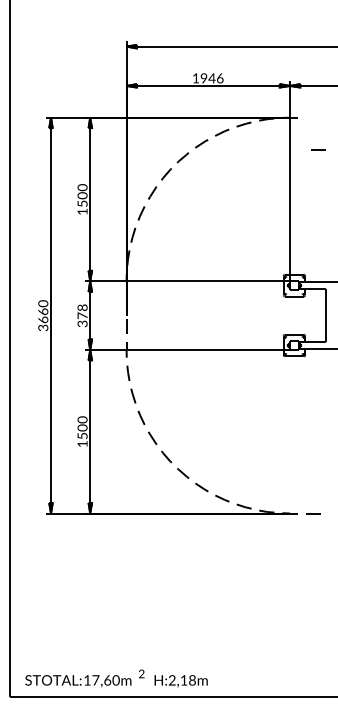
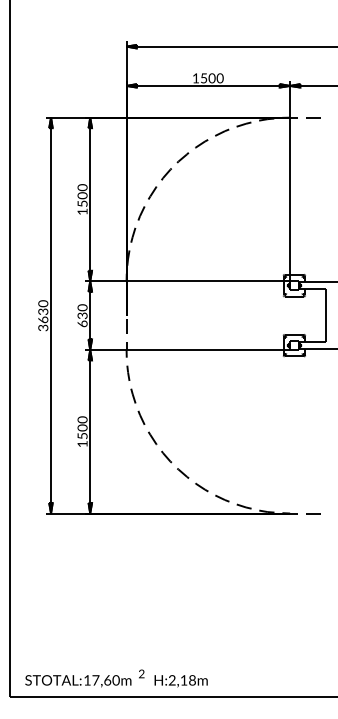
text: 1946 -> 1500 (211, 78)
line position: (318, 149) -> (313, 117) (313, 117)
text: 3660 -> 3630 (42, 311)
text: 378 -> 630 (82, 315)
